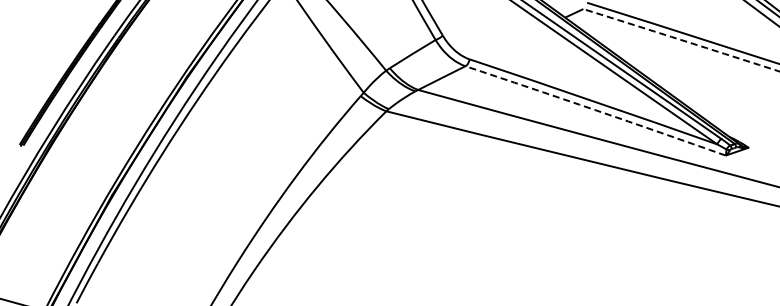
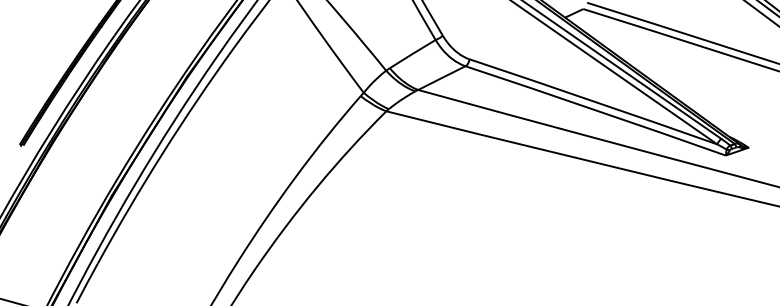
arc: dashed -> solid (681, 40)
arc: dashed -> solid (595, 110)
